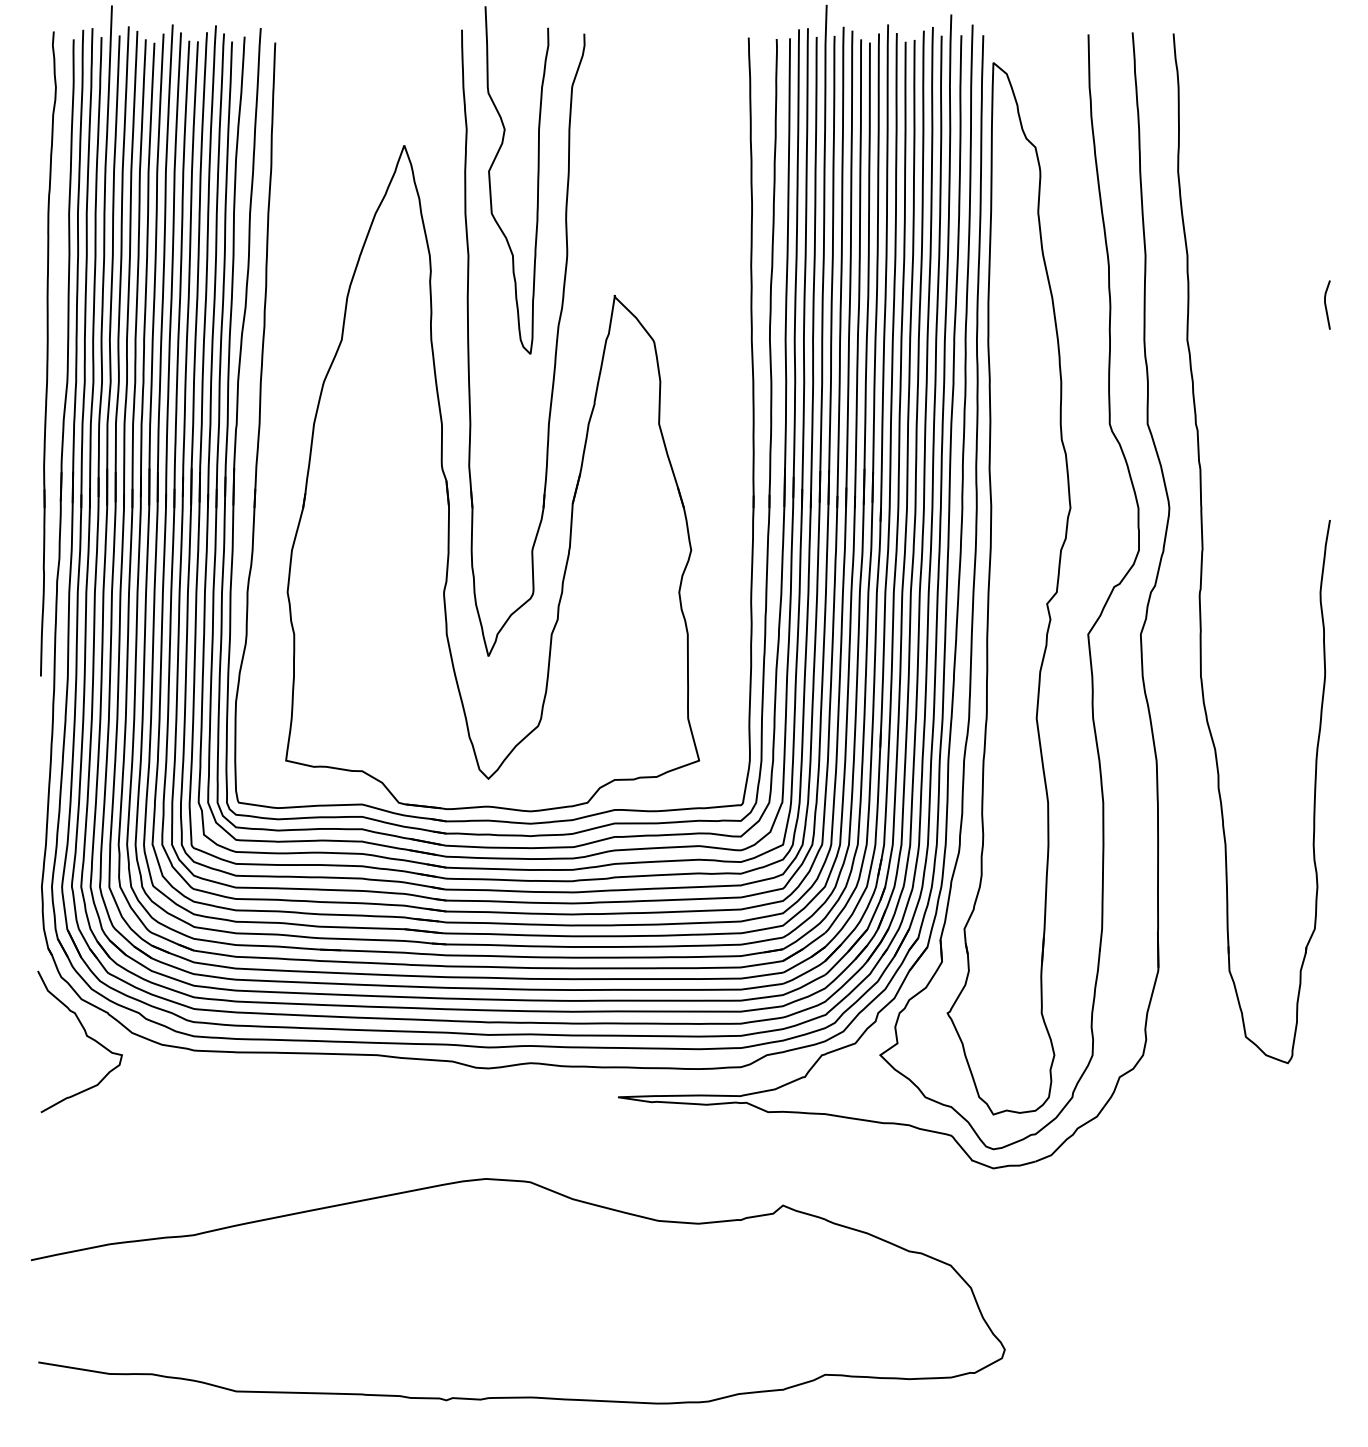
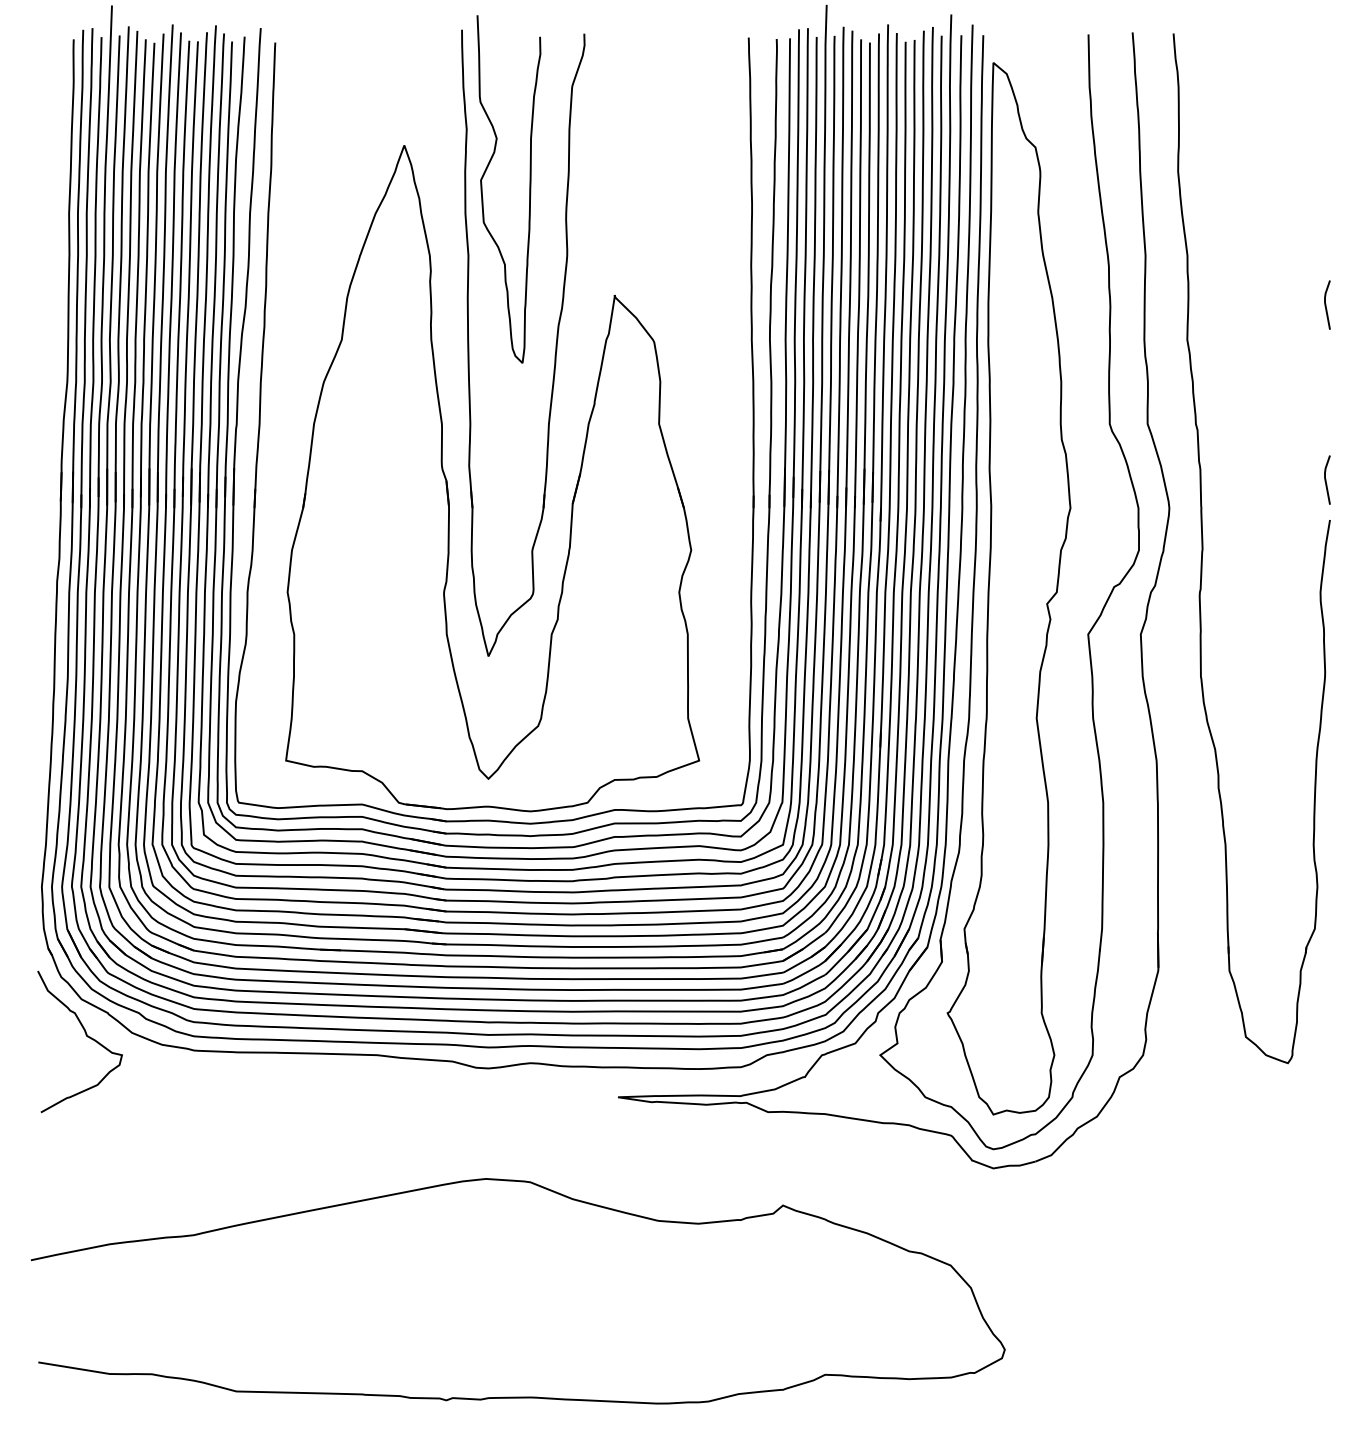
curve position: (537, 180) -> (529, 189) (529, 189)
part: present -> none (48, 353)
line: none -> present (1326, 479)
